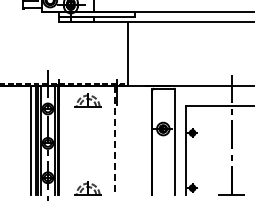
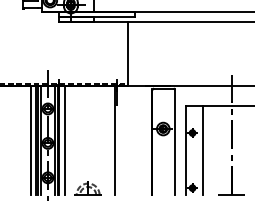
part: present -> none (87, 100)
line: none -> present (65, 140)
line: dashed -> solid (115, 140)
line: none -> present (202, 150)
